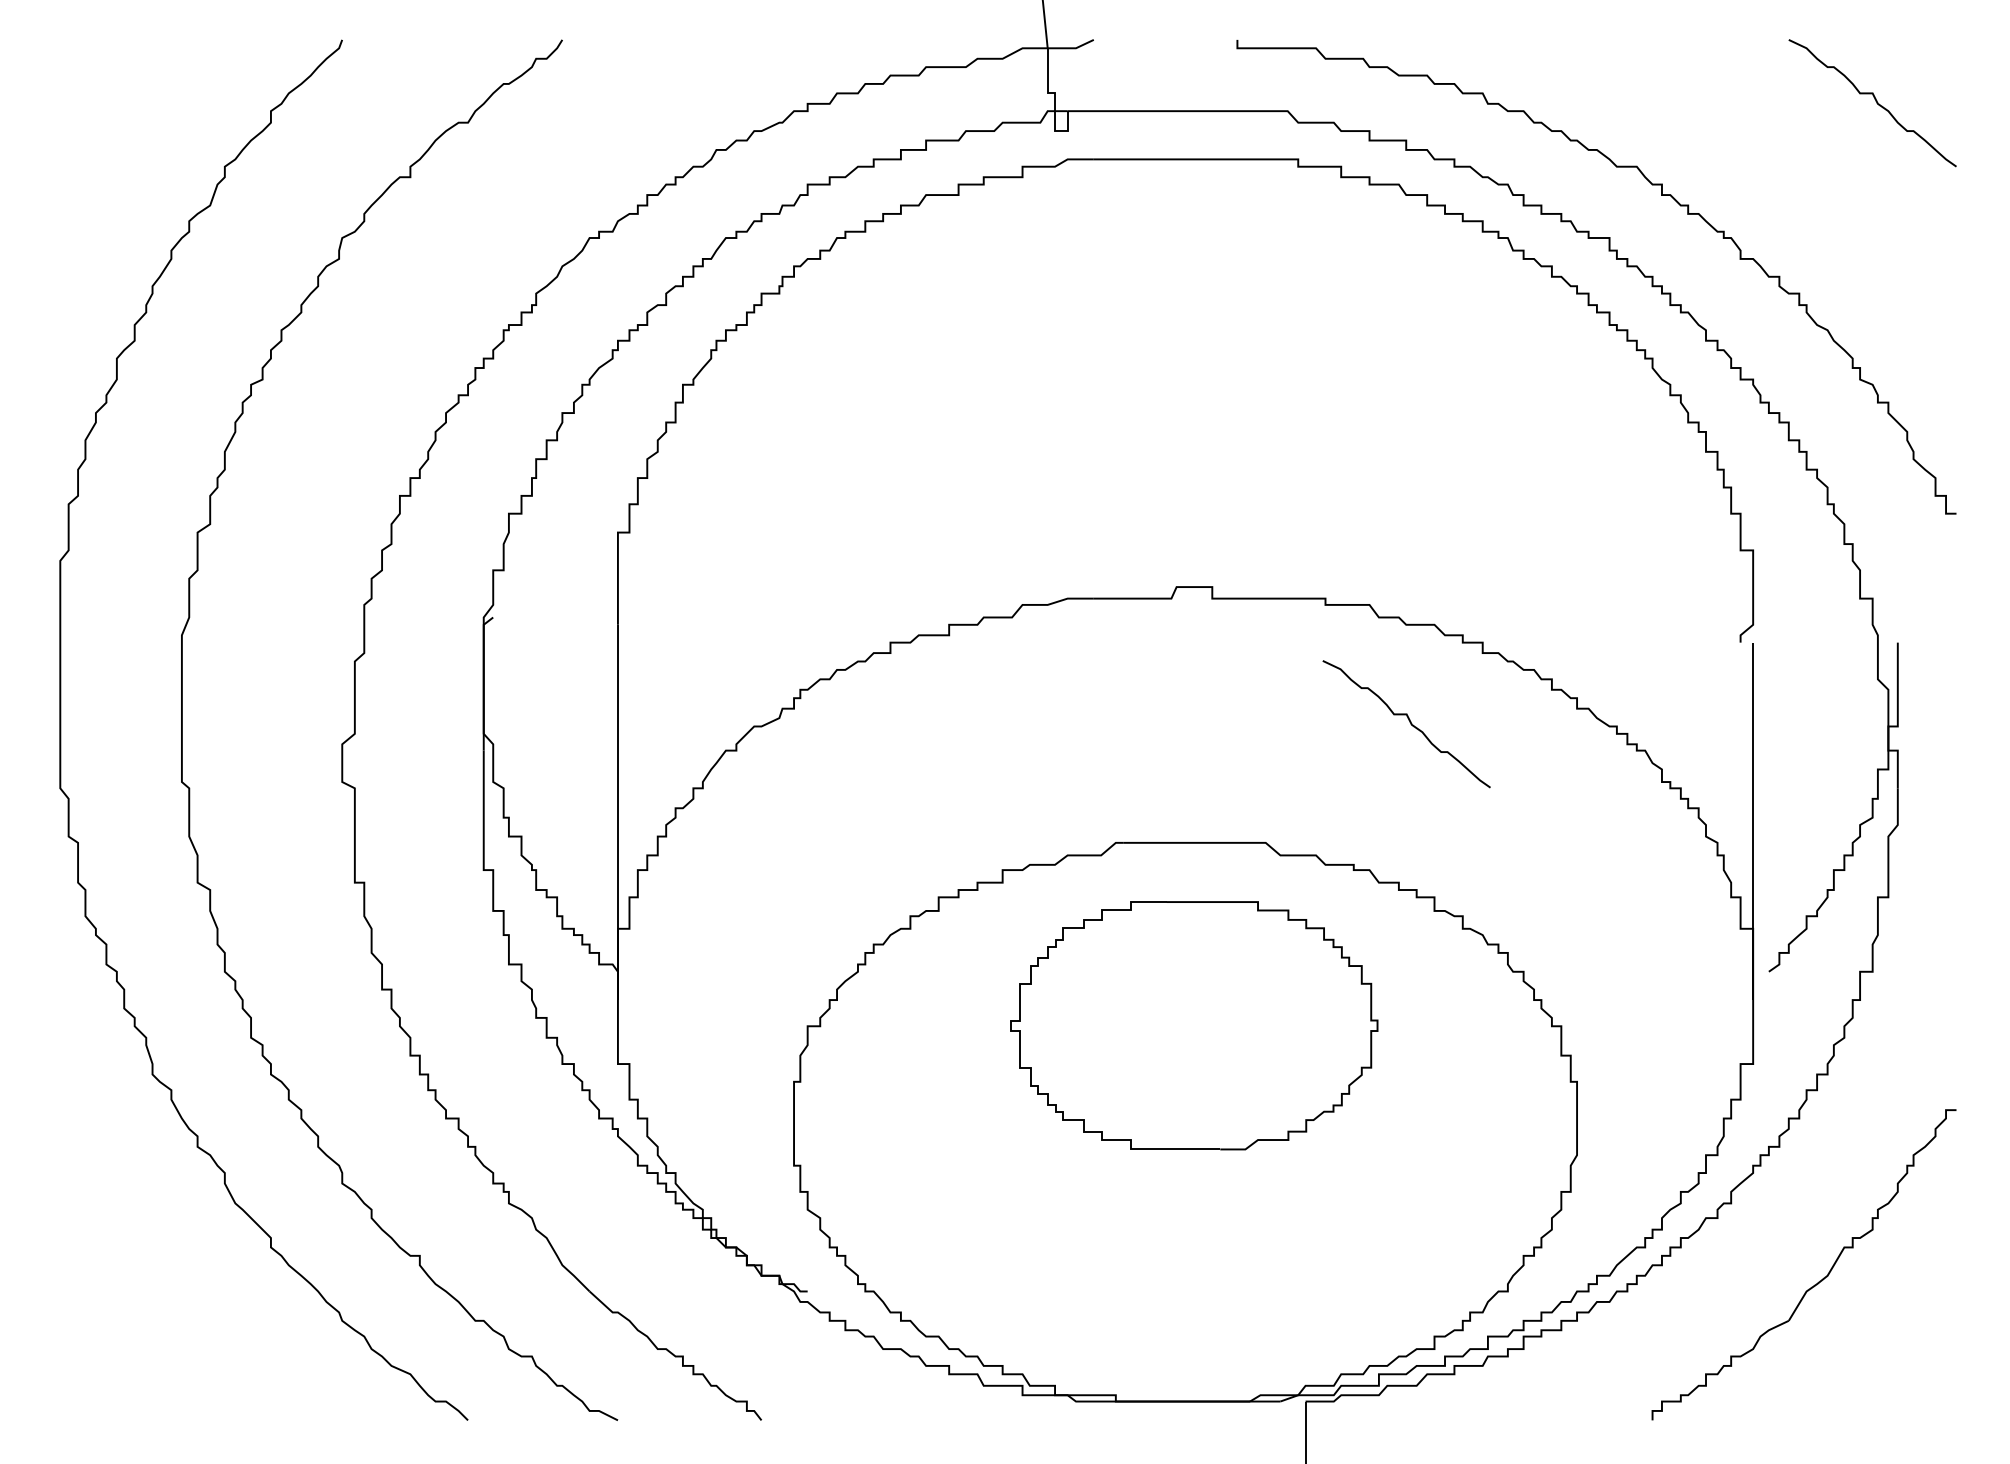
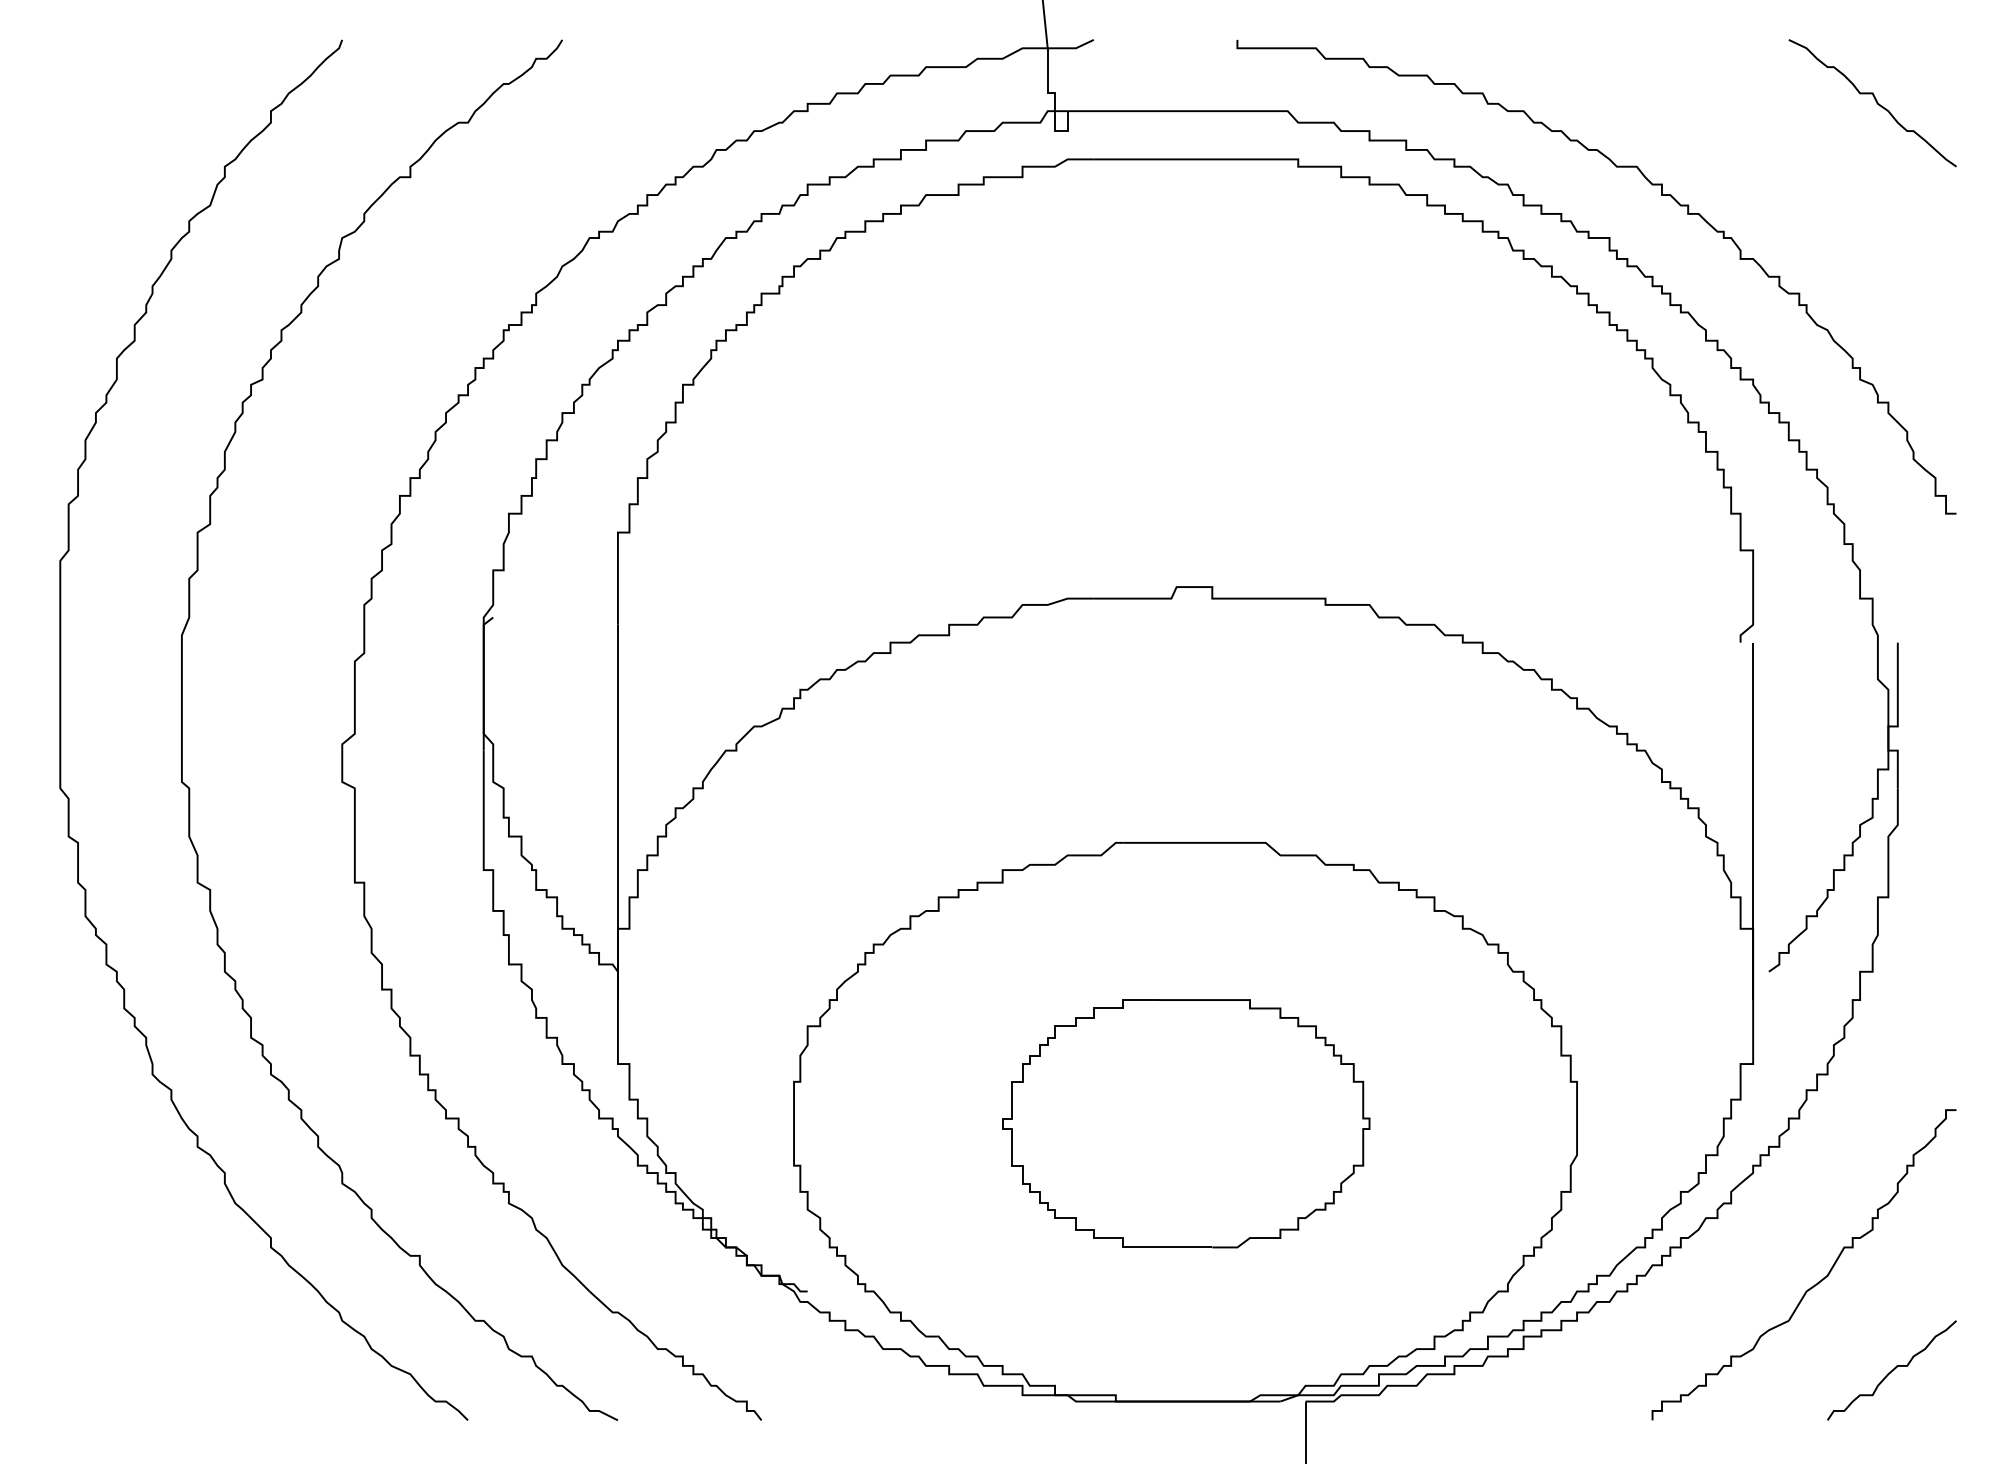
curve: present -> none (1409, 722)
part position: (1194, 1025) -> (1186, 1123) (1186, 1123)
curve: none -> present (1891, 1370)
